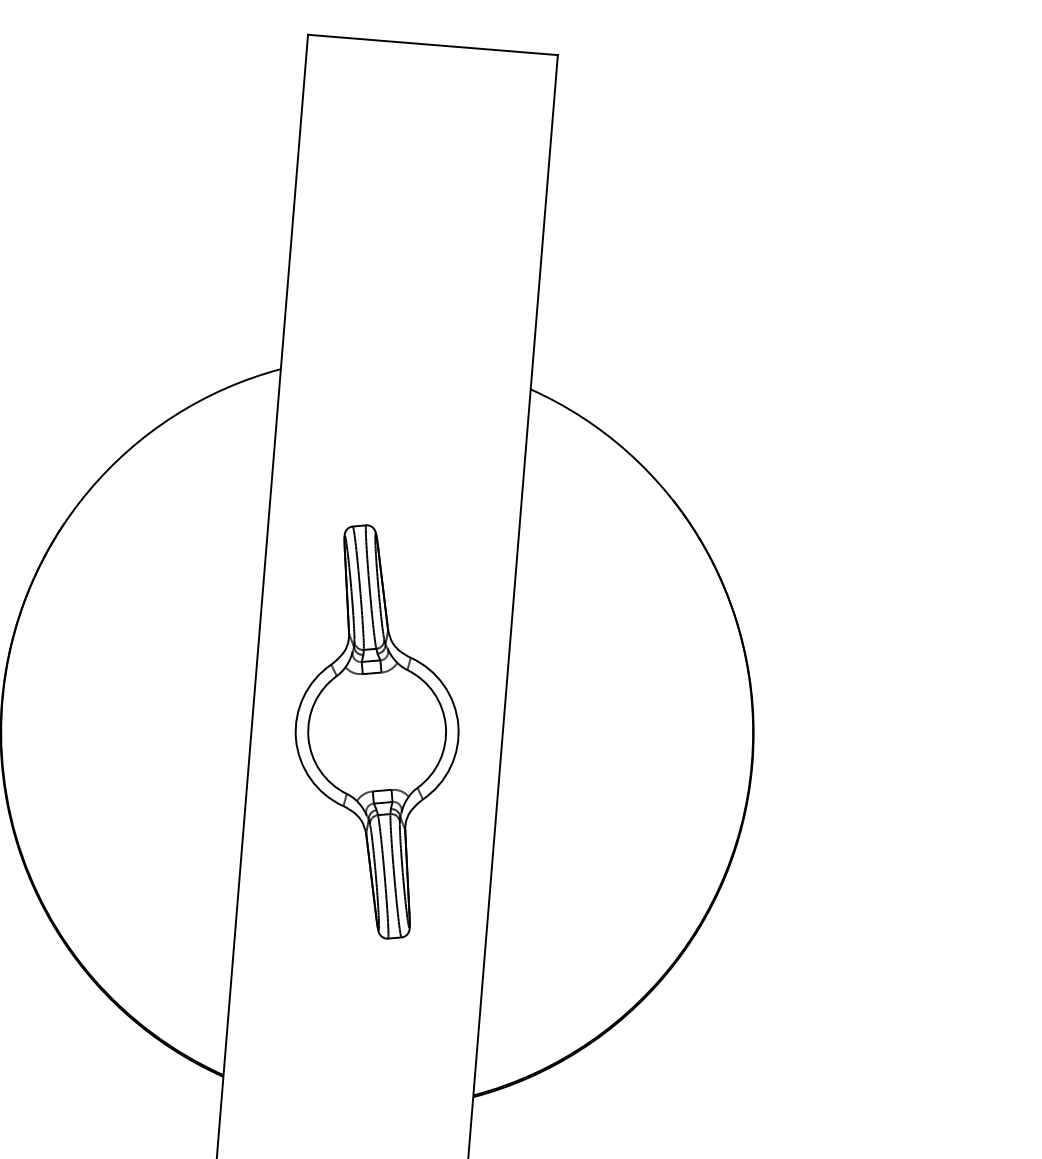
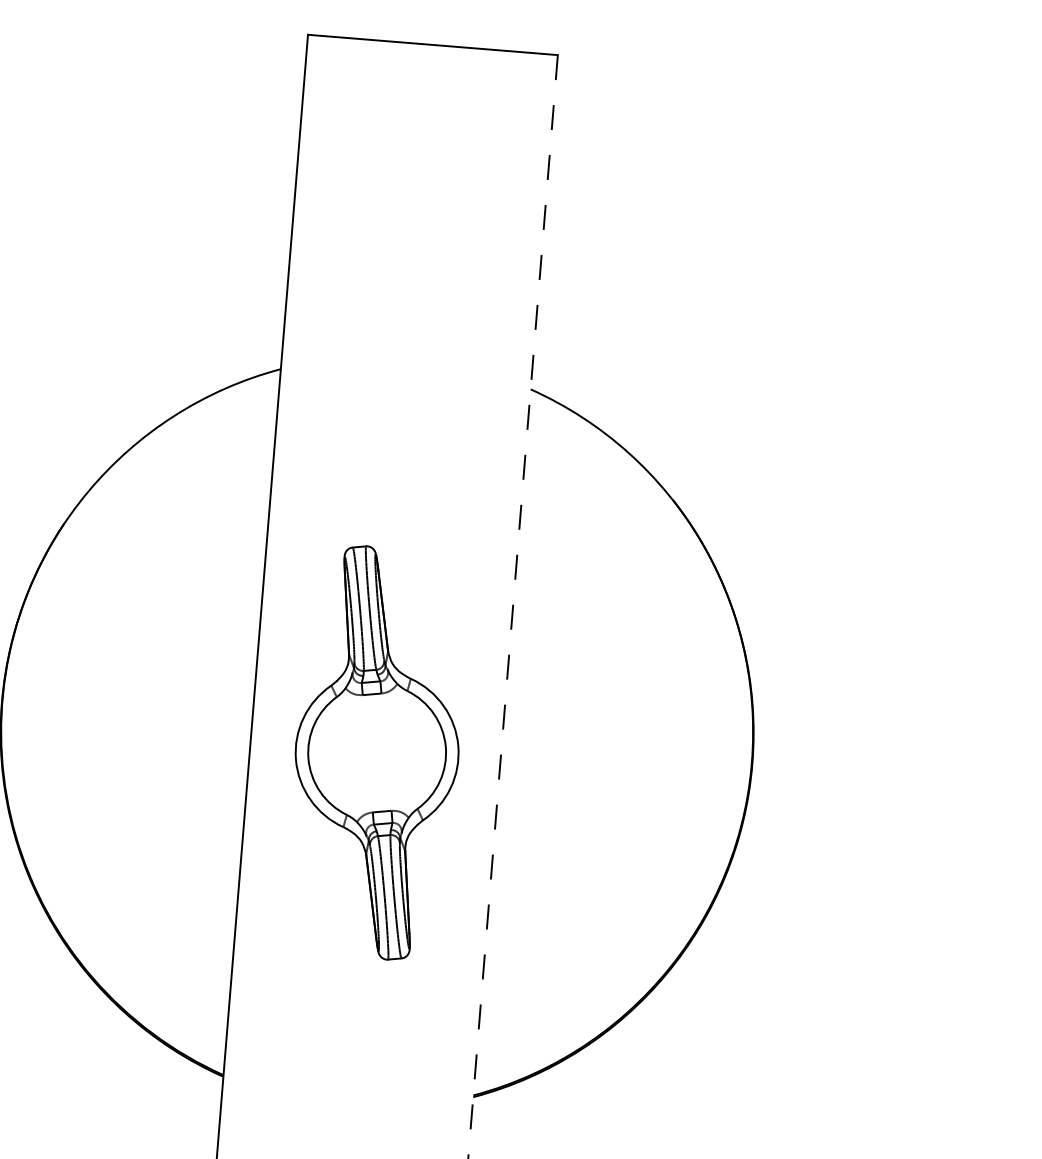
line: solid -> dashed (513, 606)
part position: (376, 731) -> (376, 752) (376, 752)
